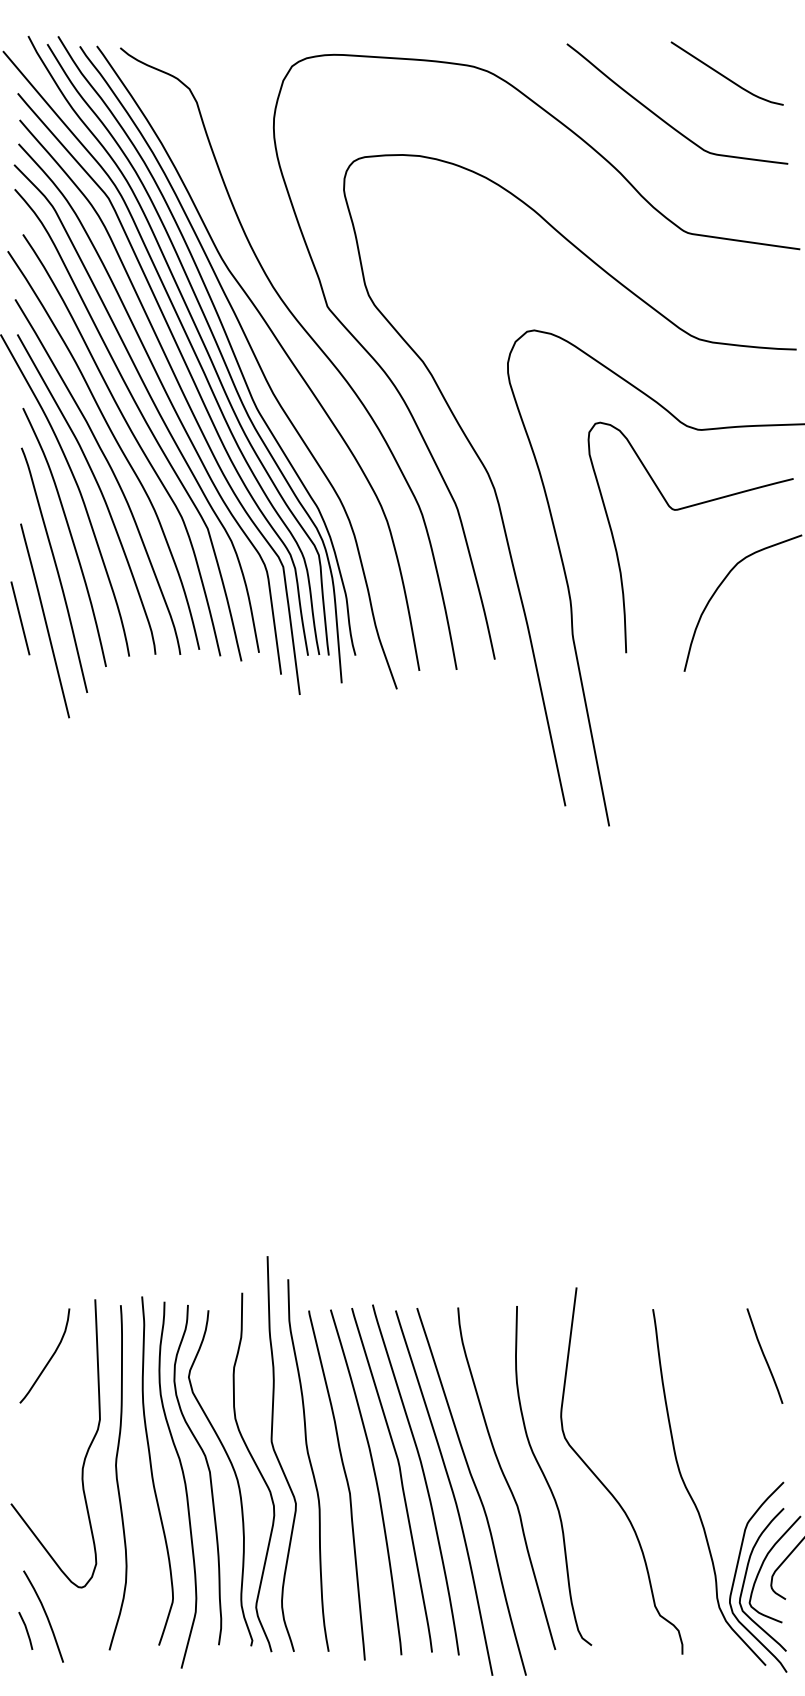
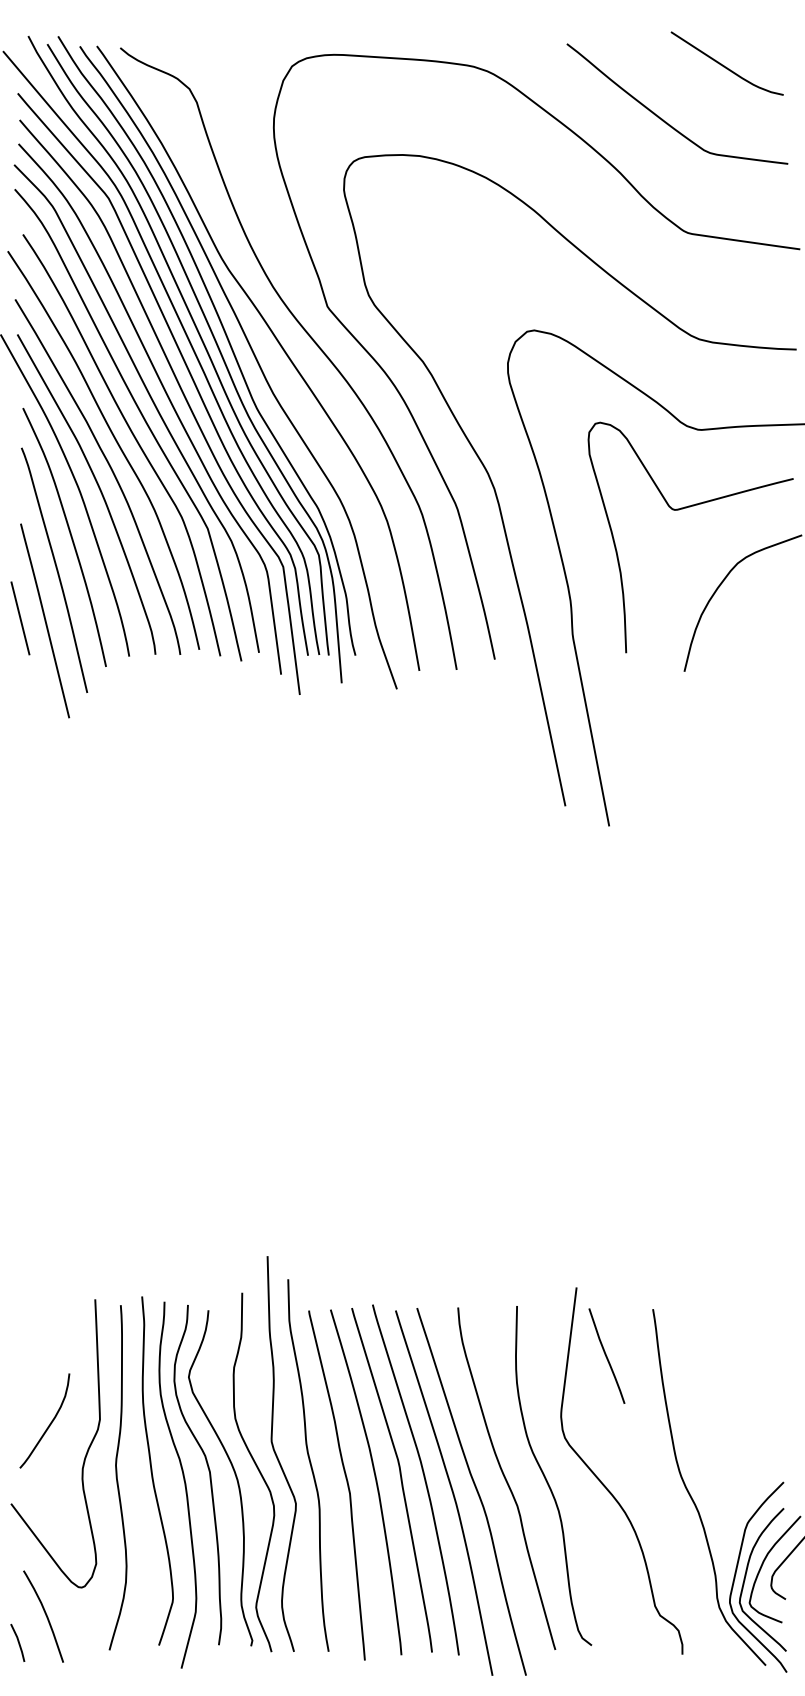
curve position: (724, 75) -> (724, 65) (724, 65)
curve position: (764, 1355) -> (606, 1355) (606, 1355)
curve position: (49, 1358) -> (49, 1423) (49, 1423)
line position: (25, 1629) -> (17, 1641) (17, 1641)
